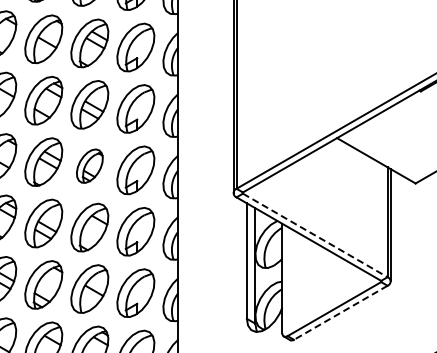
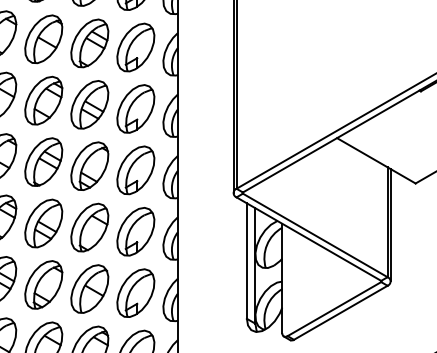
part size: 28x36 px -> 40x50 px (89, 165)
line: dashed -> solid (315, 235)
line: dashed -> solid (340, 313)
